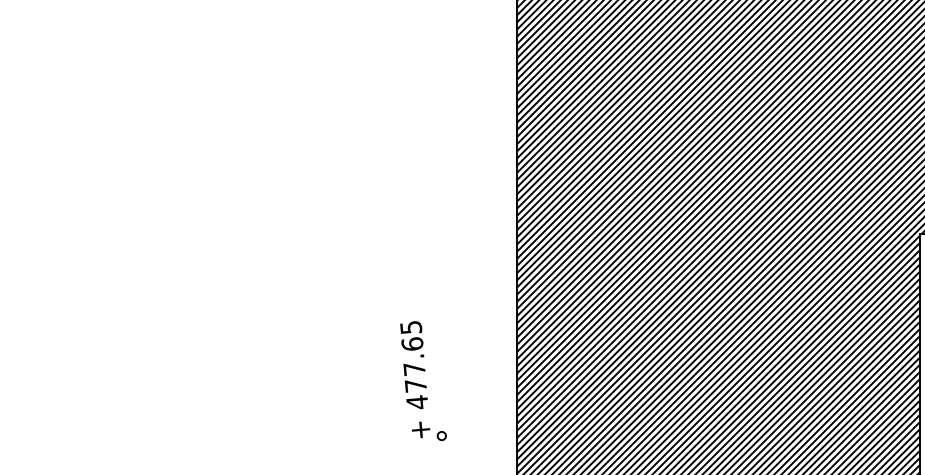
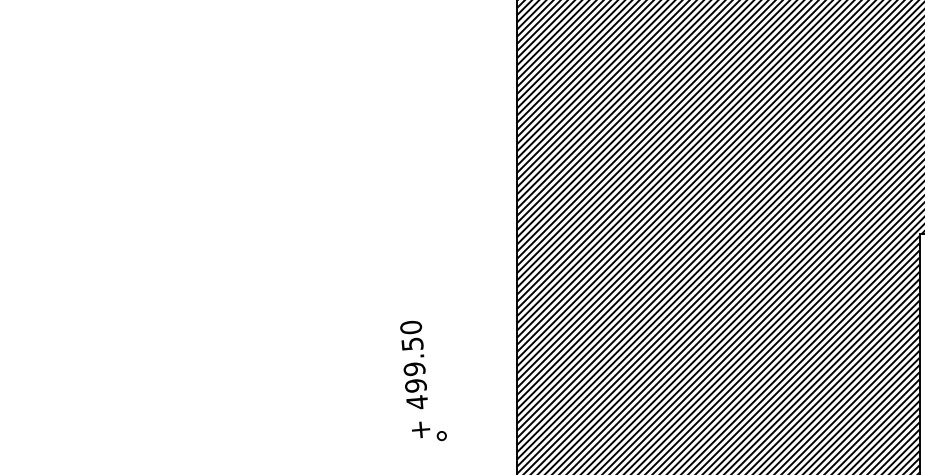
text: 477.65 -> 499.50 (413, 356)
